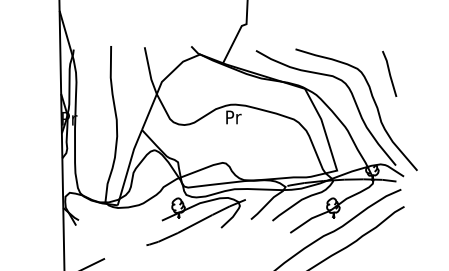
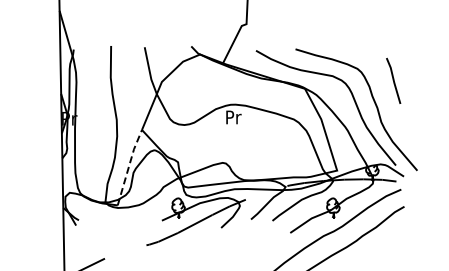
line position: (389, 73) -> (393, 80) (393, 80)
line: solid -> dashed (129, 166)
